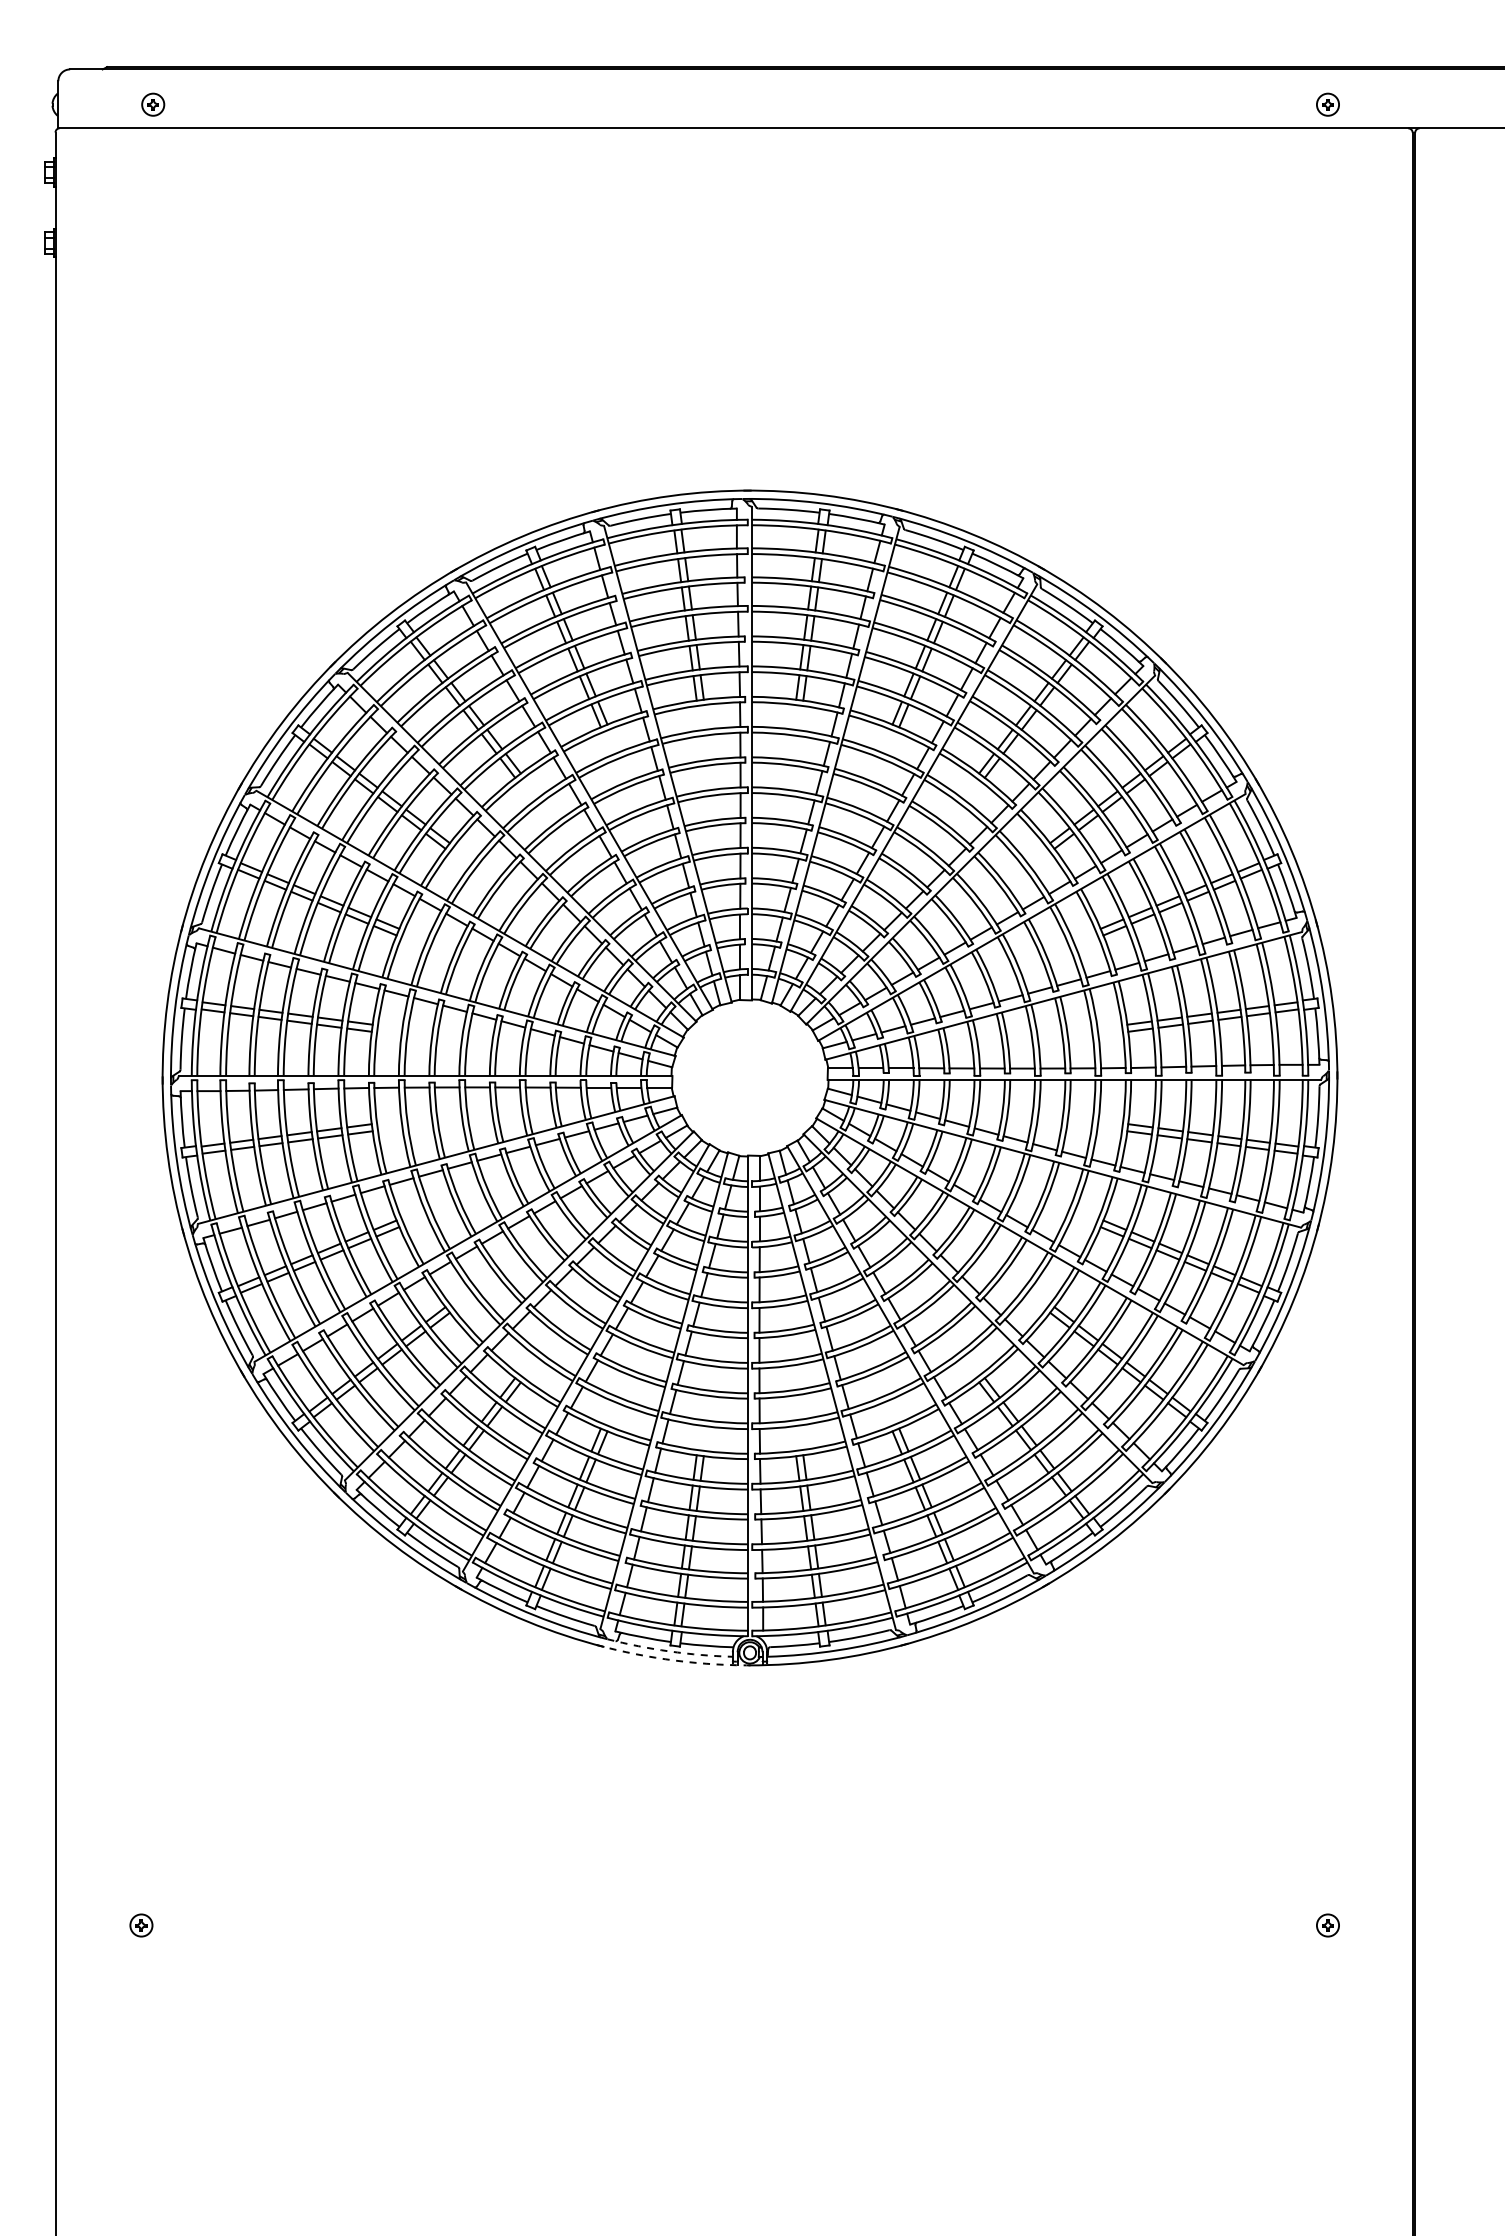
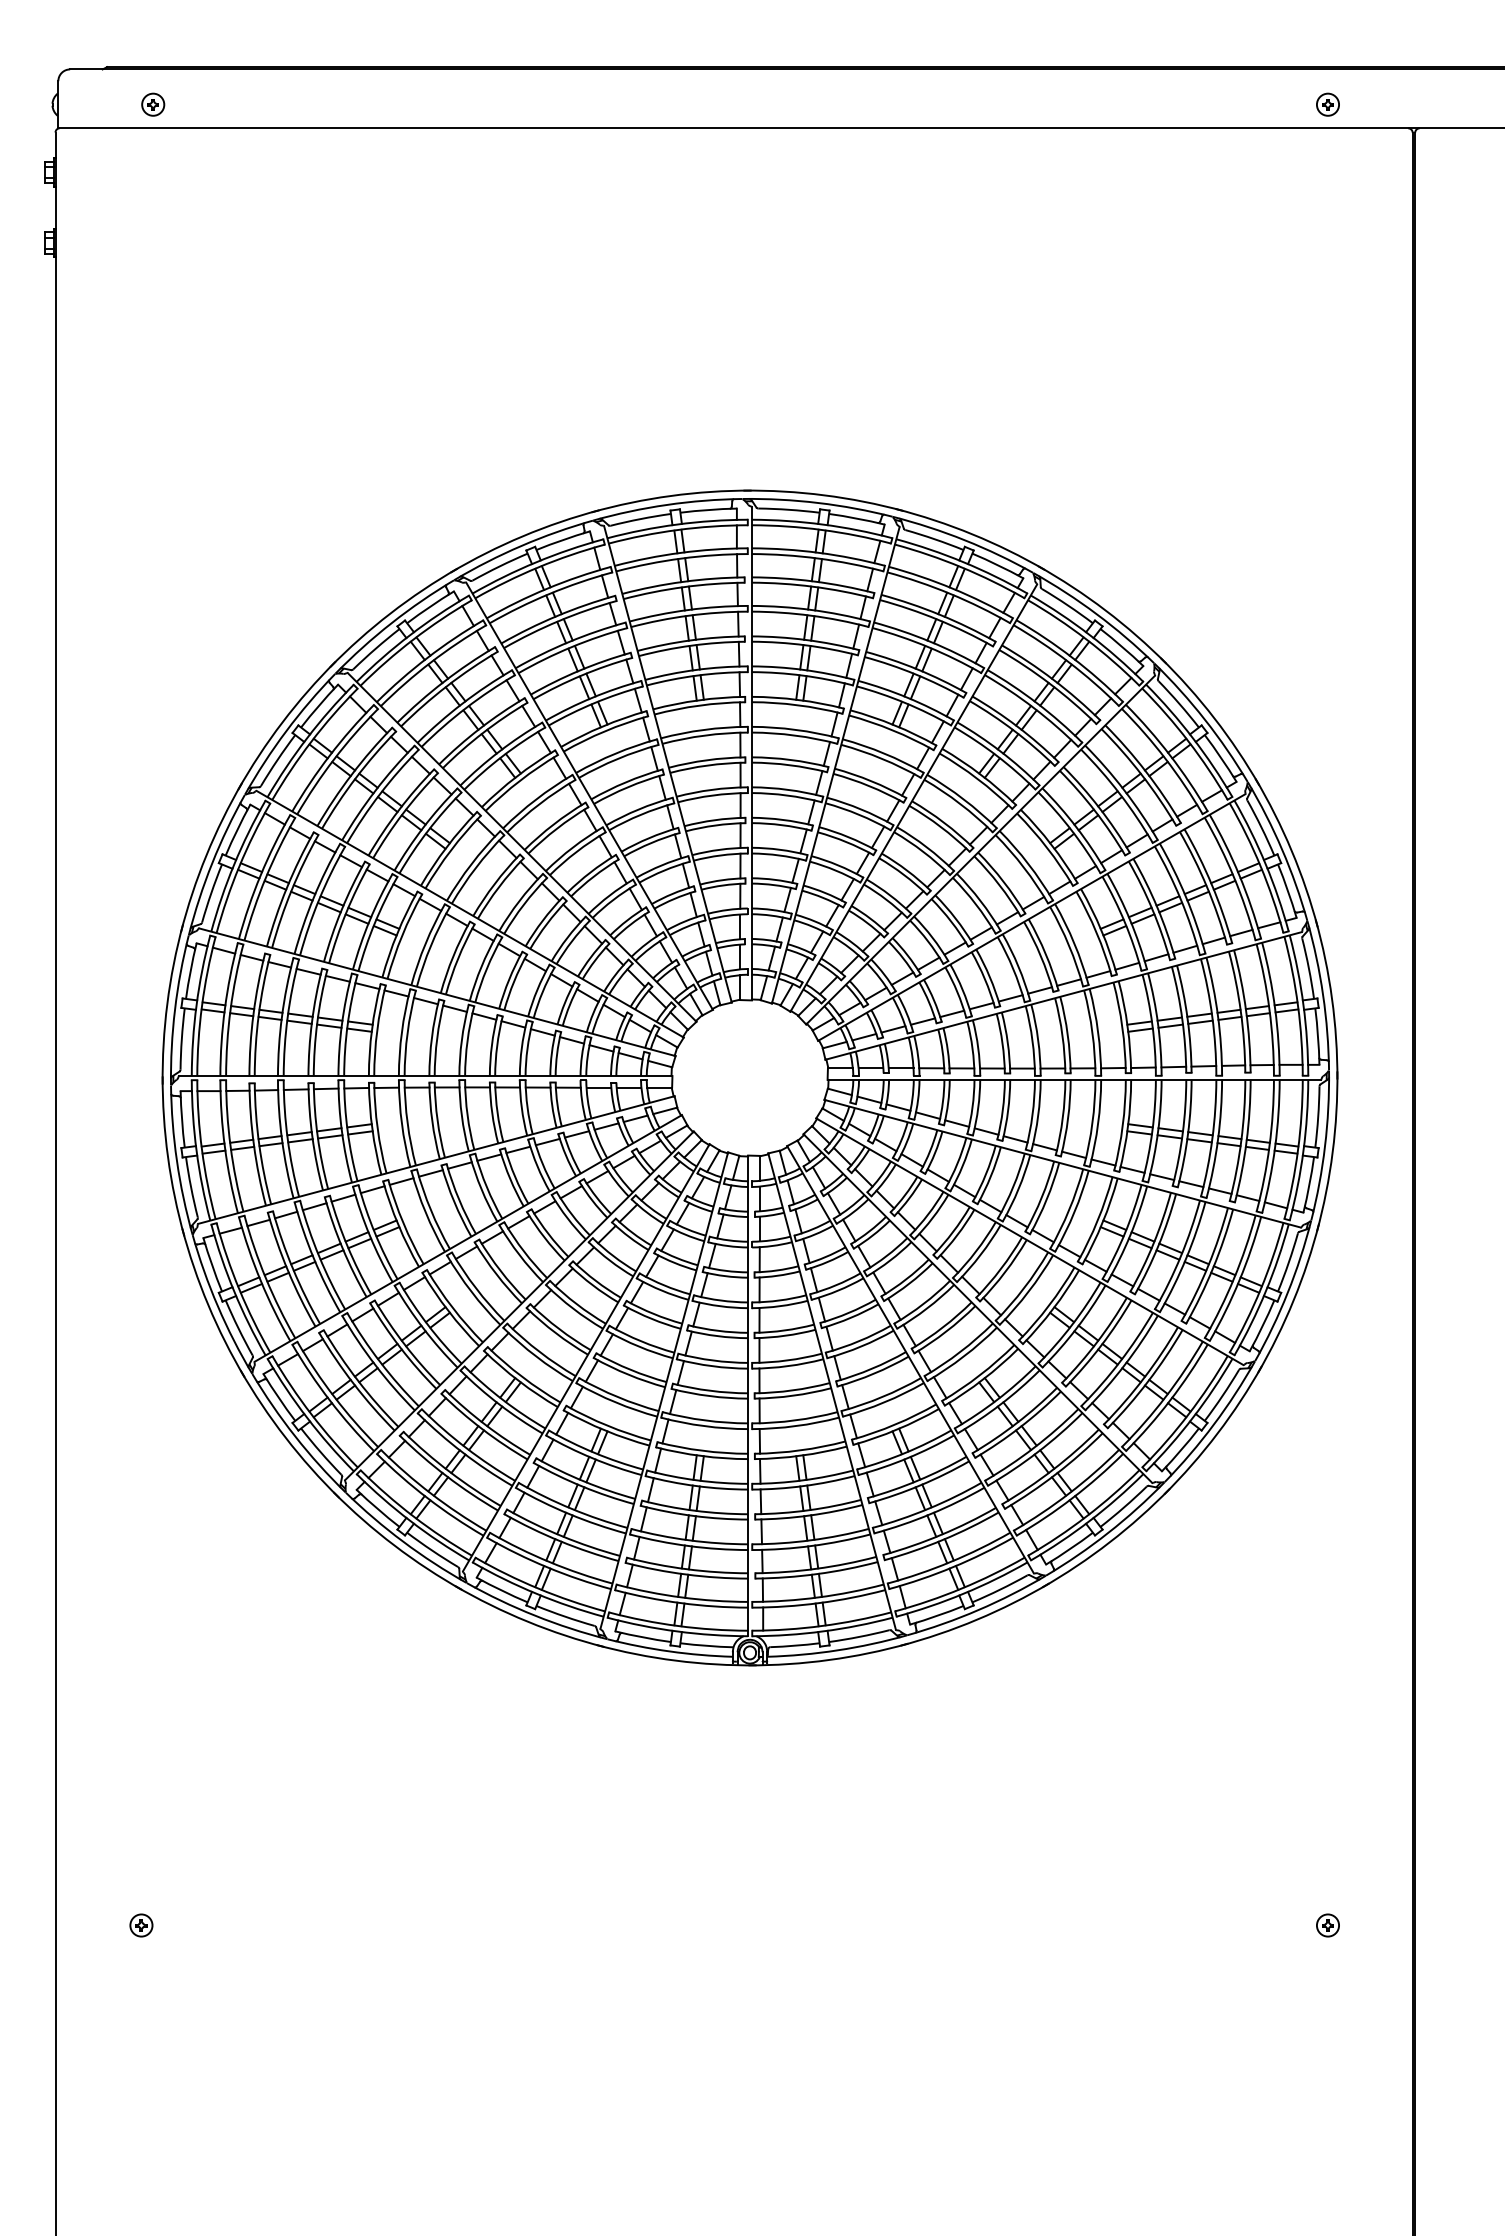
arc: dashed -> solid (669, 1651)
arc: dashed -> solid (675, 1660)
